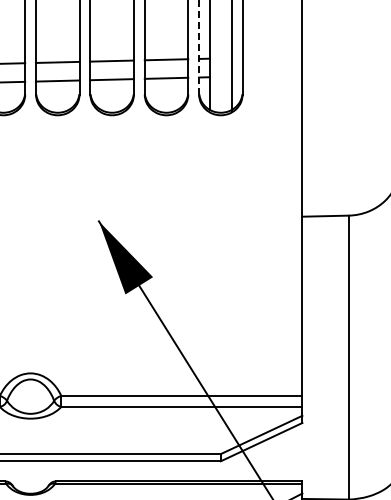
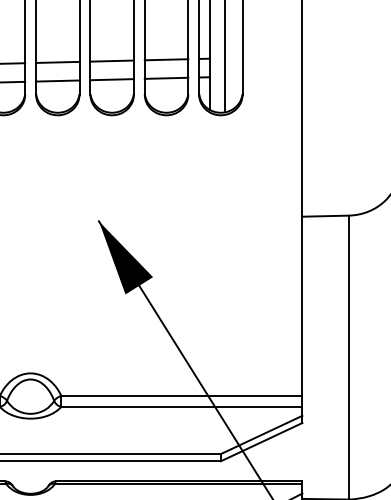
line: dashed -> solid (199, 47)
line position: (232, 57) -> (225, 57) (225, 57)
